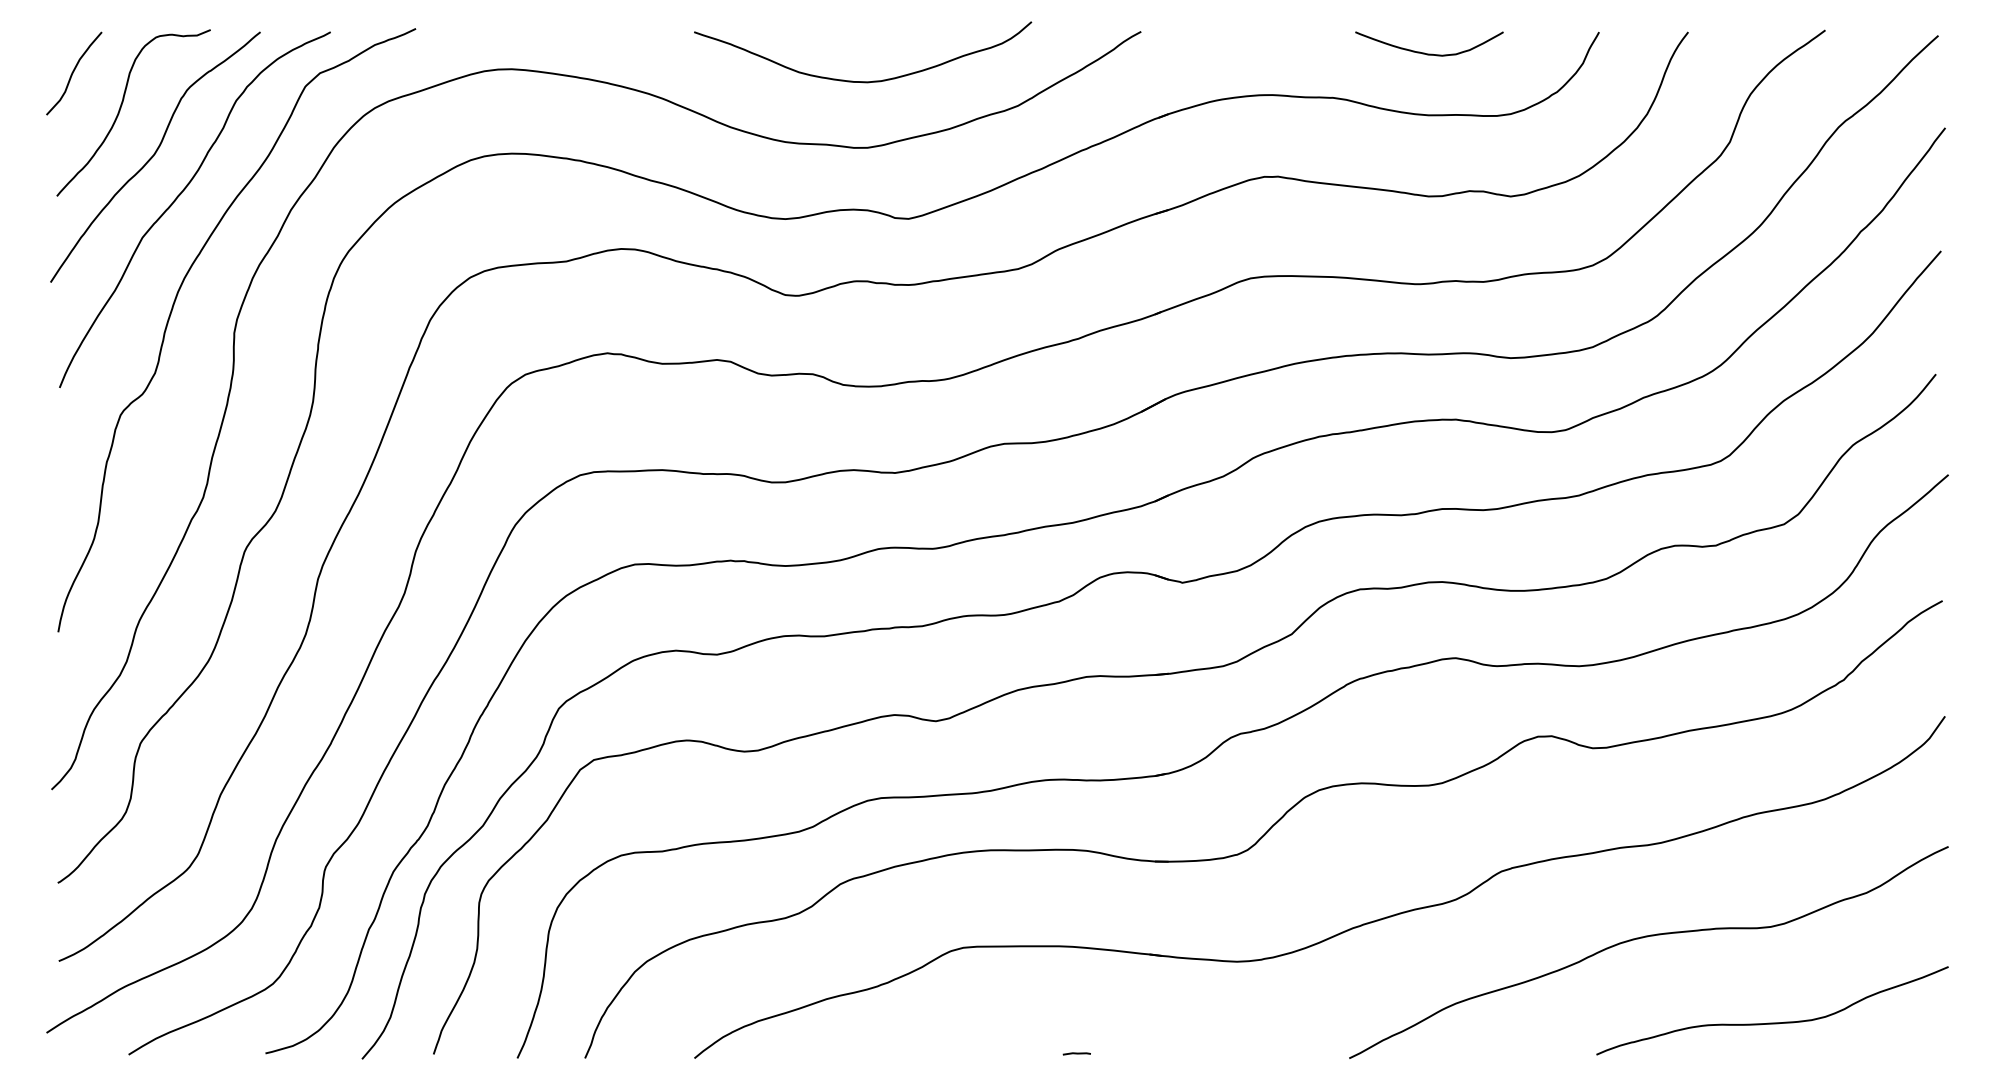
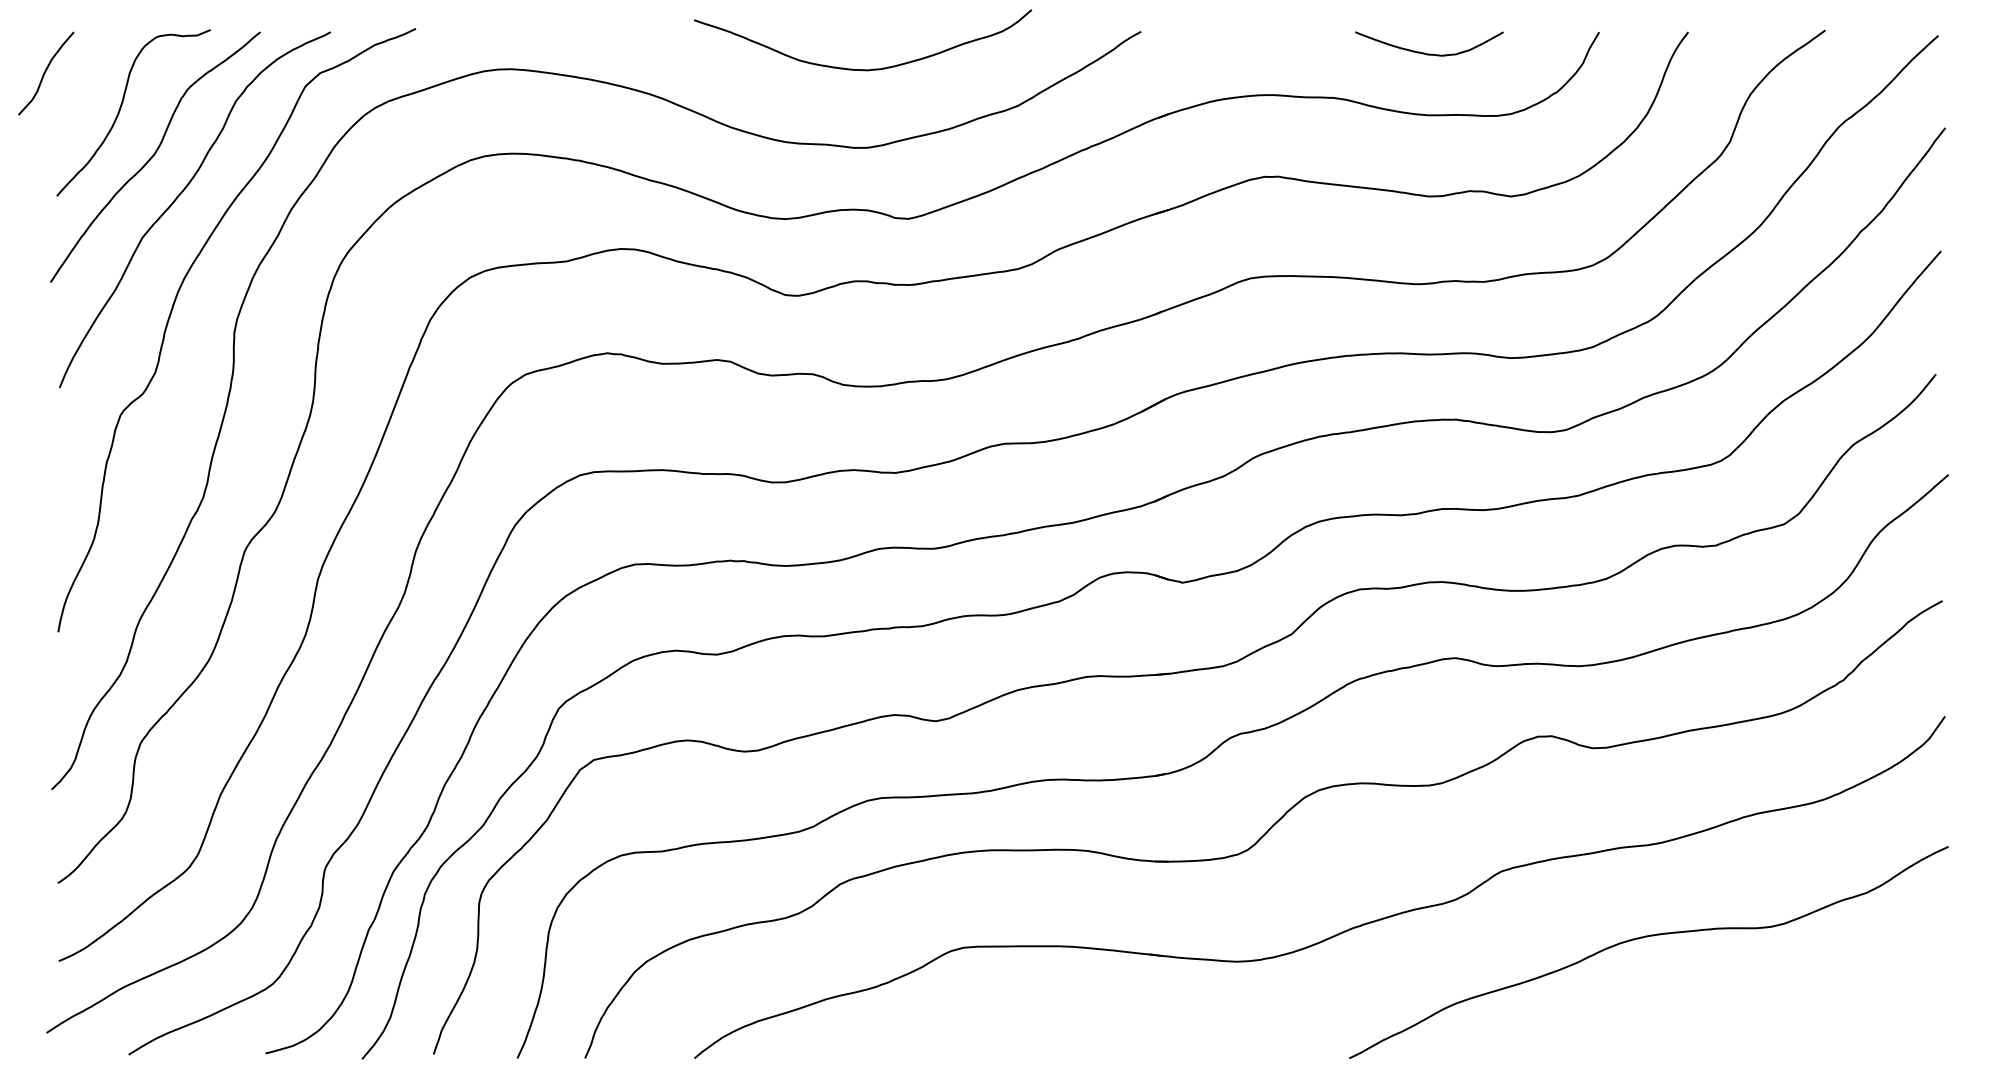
curve position: (73, 73) -> (45, 73) (45, 73)
curve position: (863, 81) -> (863, 69) (863, 69)
curve: present -> none (1772, 1022)
line: present -> none (1076, 1053)
